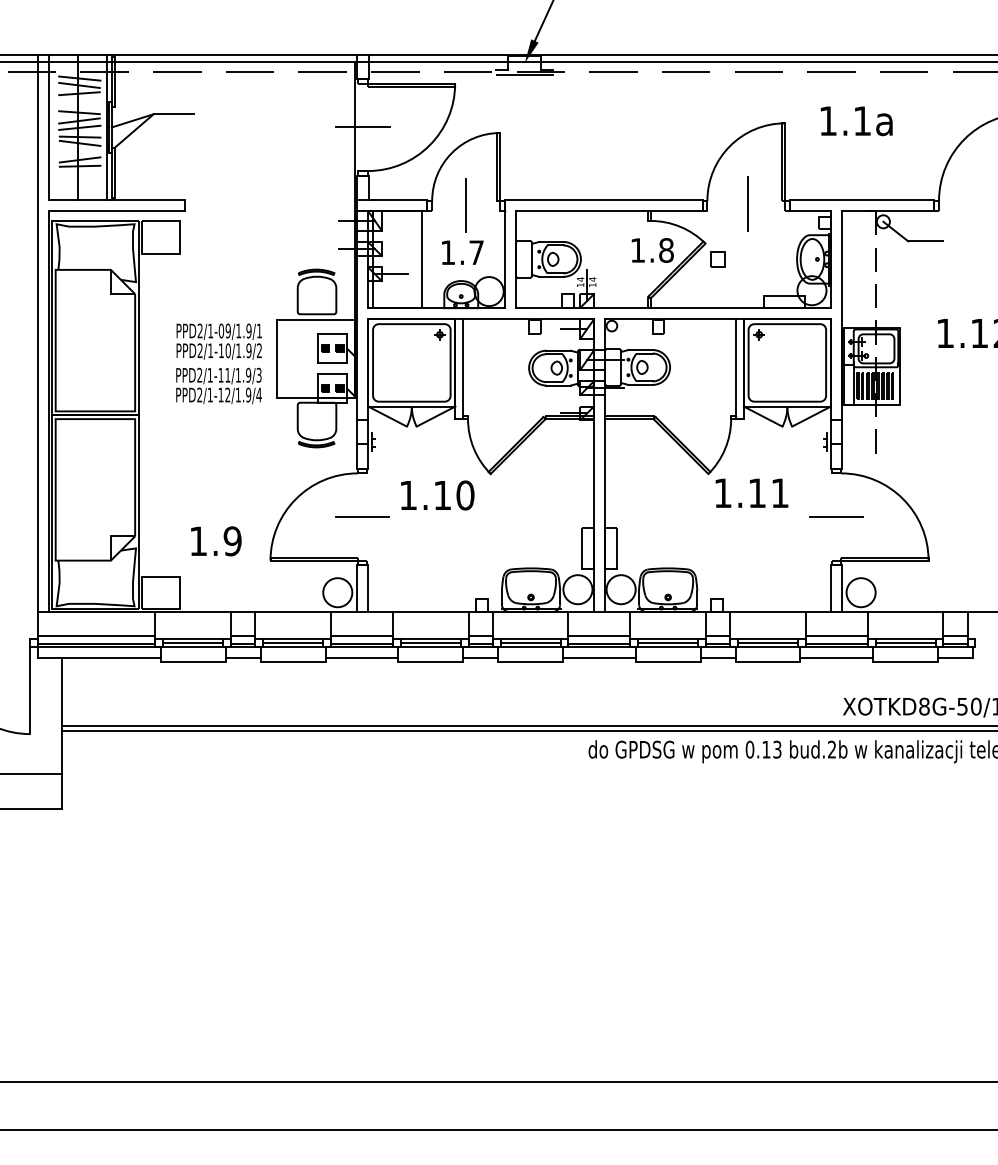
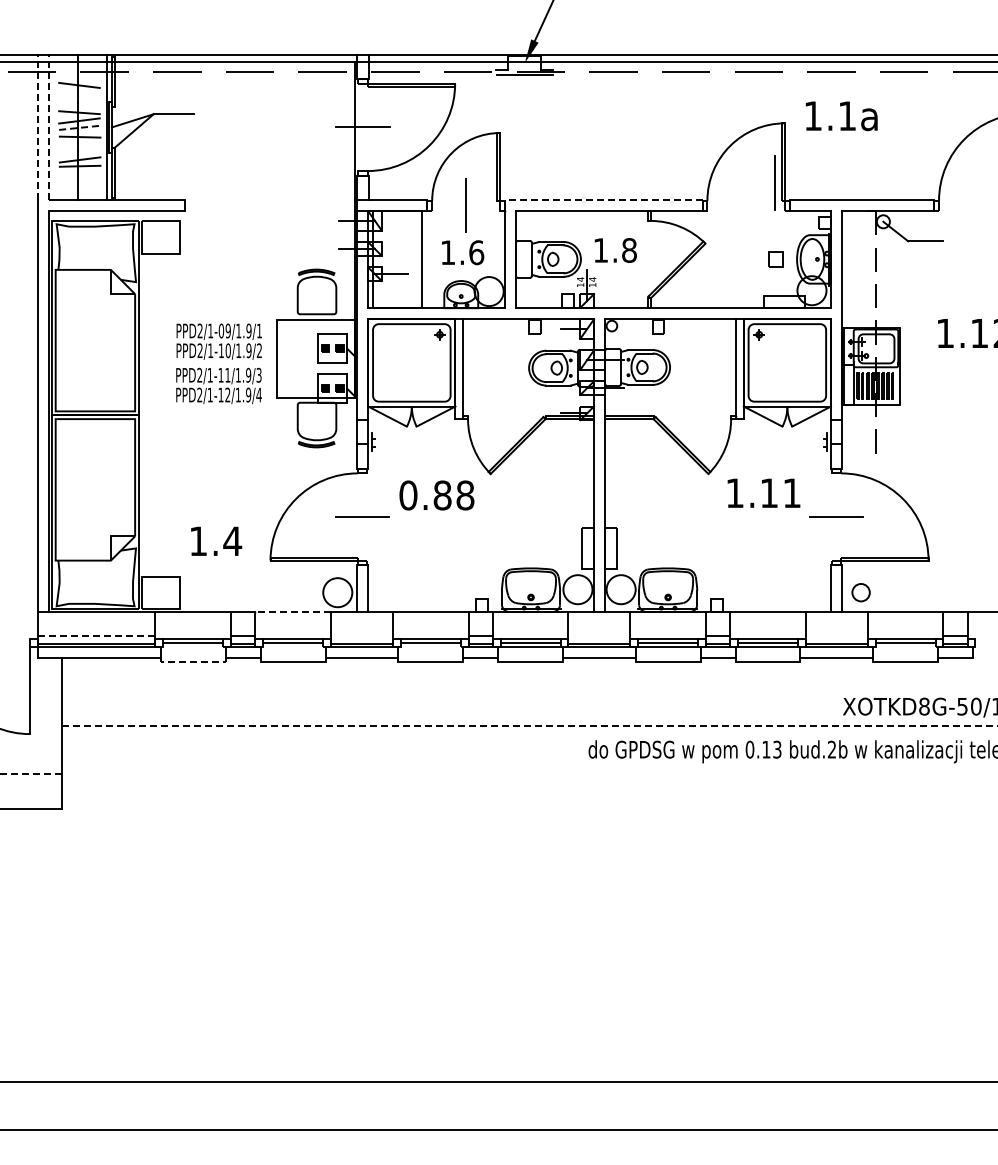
line: present -> none (79, 78)
line: present -> none (79, 93)
text position: (856, 121) -> (841, 116) (841, 116)
line: solid -> dashed (37, 127)
line: solid -> dashed (48, 127)
line: solid -> dashed (79, 127)
line: present -> none (79, 142)
line: solid -> dashed (603, 200)
line position: (747, 203) -> (774, 182) (774, 182)
text position: (652, 250) -> (615, 250) (615, 250)
text: 1.7 -> 1.6 (476, 252)
part position: (717, 259) -> (775, 259) (775, 259)
text position: (751, 492) -> (763, 492) (763, 492)
text: 1.10 -> 0.88 (436, 495)
text: 1.9 -> 1.4 (232, 541)
circle diameter: 29 px -> 17 px (860, 592)
line: solid -> dashed (293, 611)
line: solid -> dashed (96, 636)
line: present -> none (361, 636)
line: present -> none (599, 636)
line: present -> none (836, 636)
line: present -> none (193, 646)
line: present -> none (293, 646)
line: present -> none (430, 646)
line: present -> none (905, 646)
line: solid -> dashed (192, 661)
line: solid -> dashed (529, 725)
line: present -> none (527, 730)
line: solid -> dashed (31, 774)
